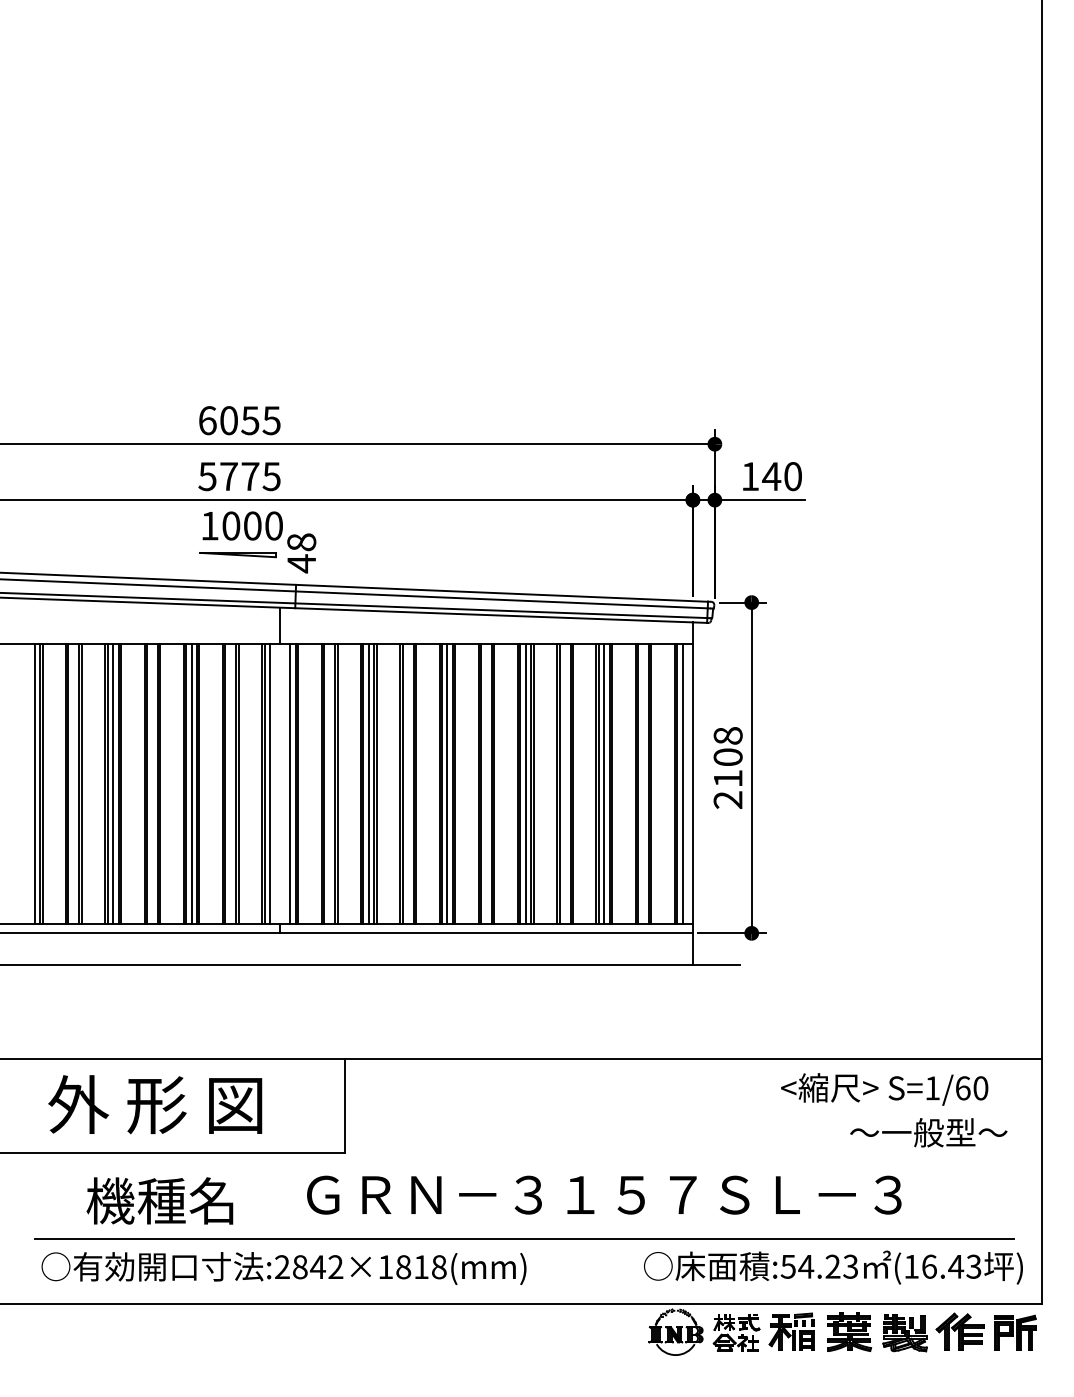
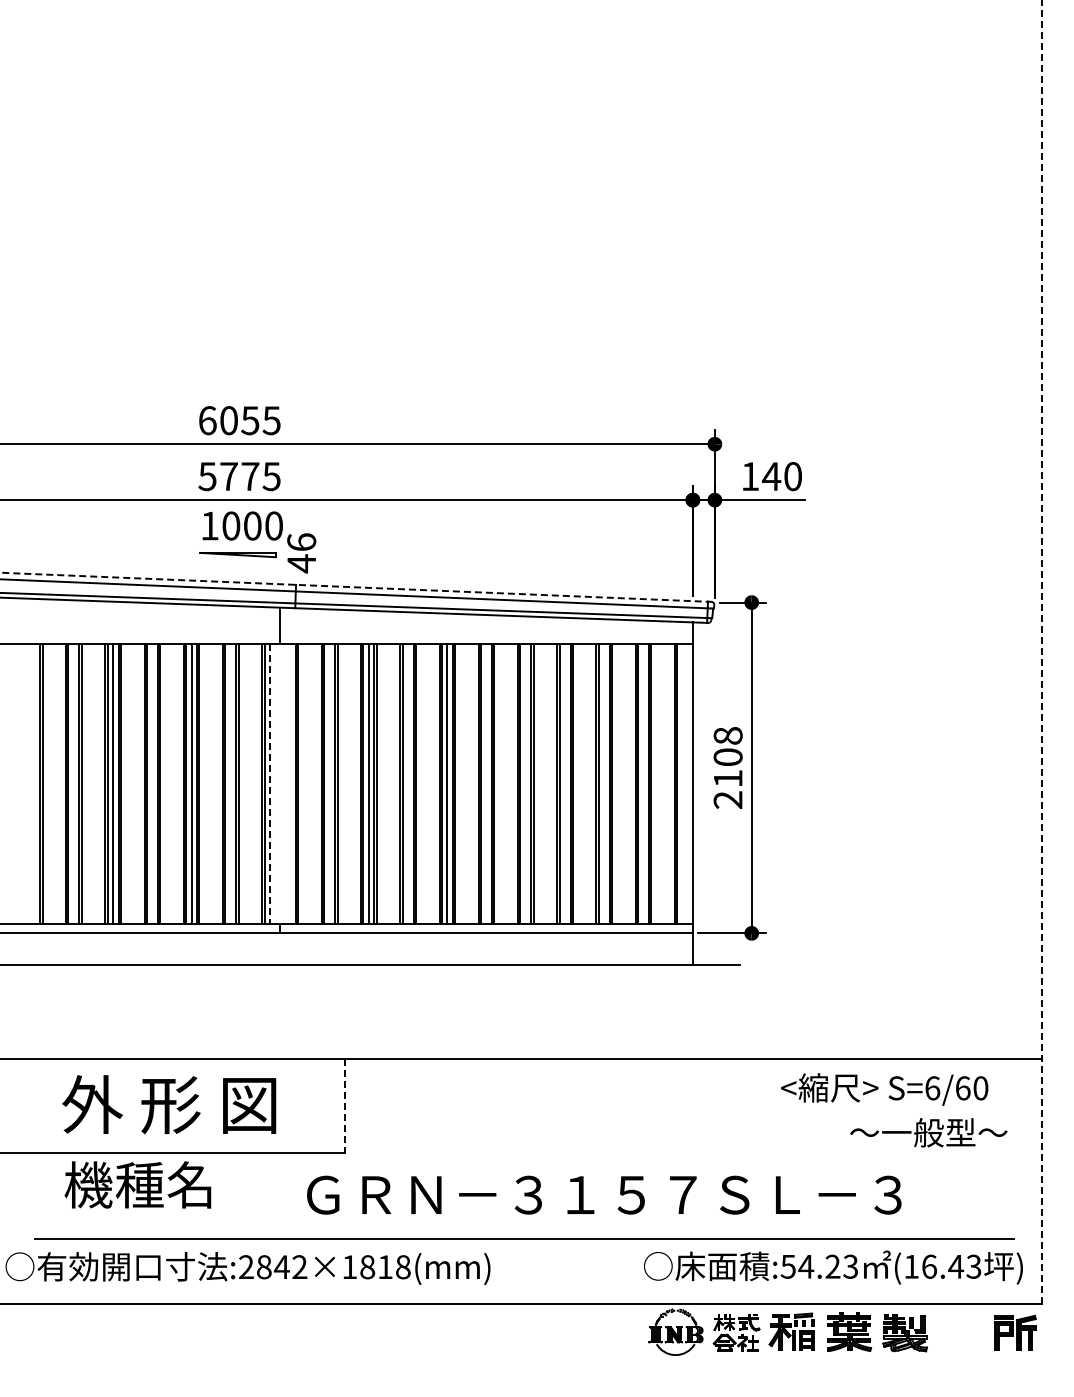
text: 48 -> 46 (301, 542)
line: solid -> dashed (354, 587)
line: solid -> dashed (1042, 652)
line: present -> none (34, 783)
line: present -> none (290, 783)
line: present -> none (525, 783)
line: present -> none (604, 783)
line: present -> none (682, 783)
line: solid -> dashed (270, 784)
text: S=1/60 -> S=6/60 (932, 1088)
text position: (155, 1104) -> (169, 1104) (169, 1104)
line: solid -> dashed (345, 1106)
text position: (159, 1200) -> (137, 1184) (137, 1184)
text position: (283, 1268) -> (247, 1268) (247, 1268)
part: present -> none (959, 1331)
